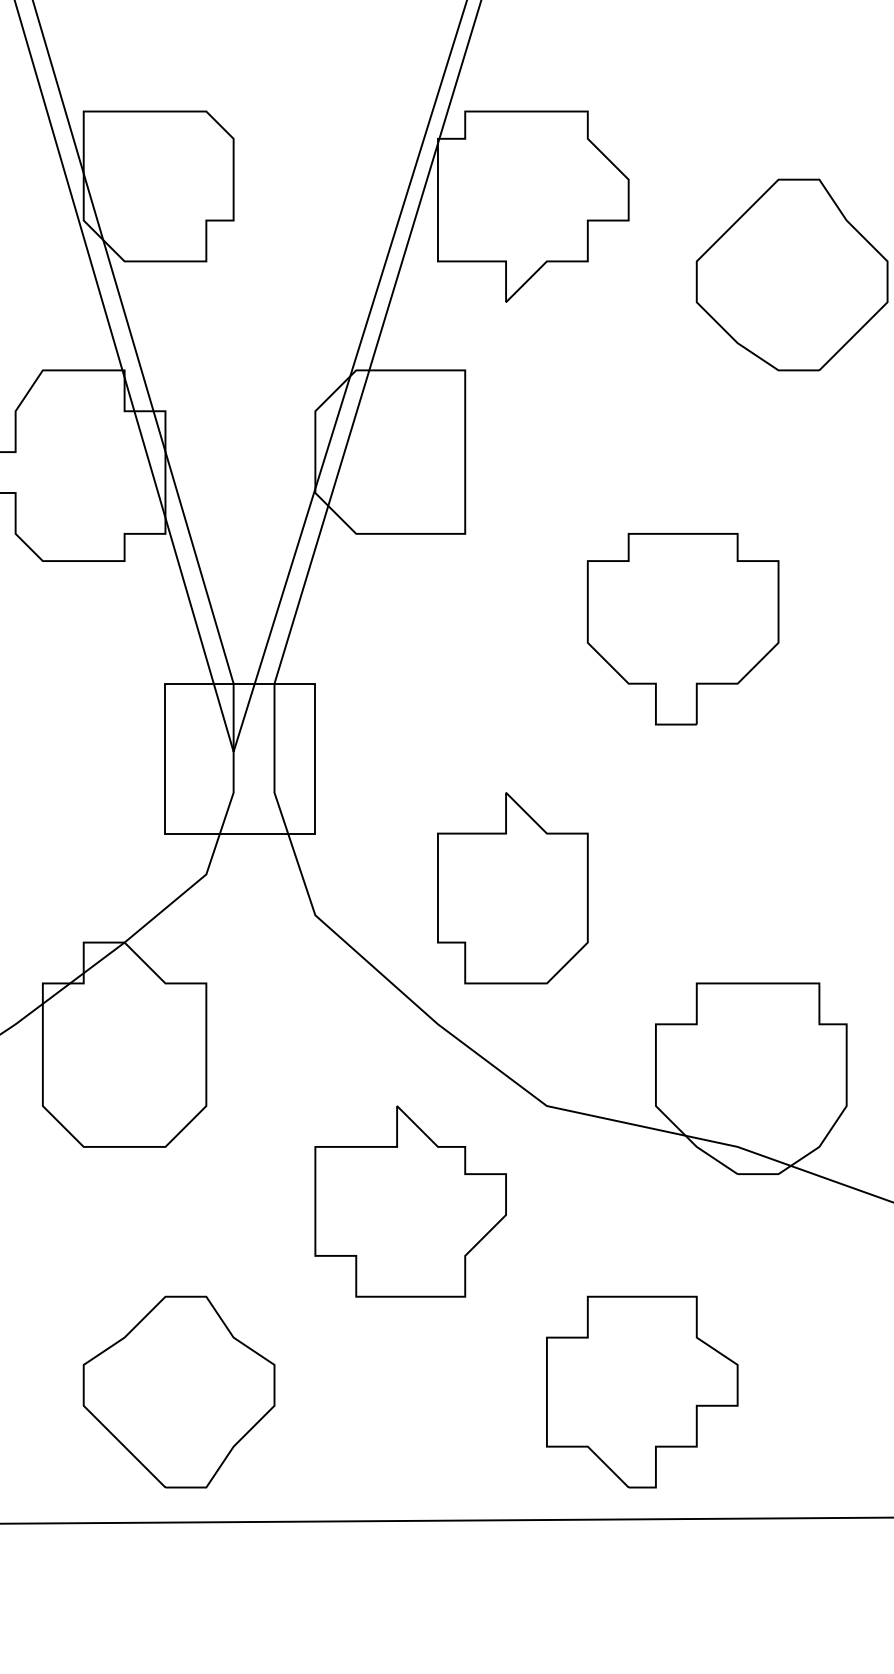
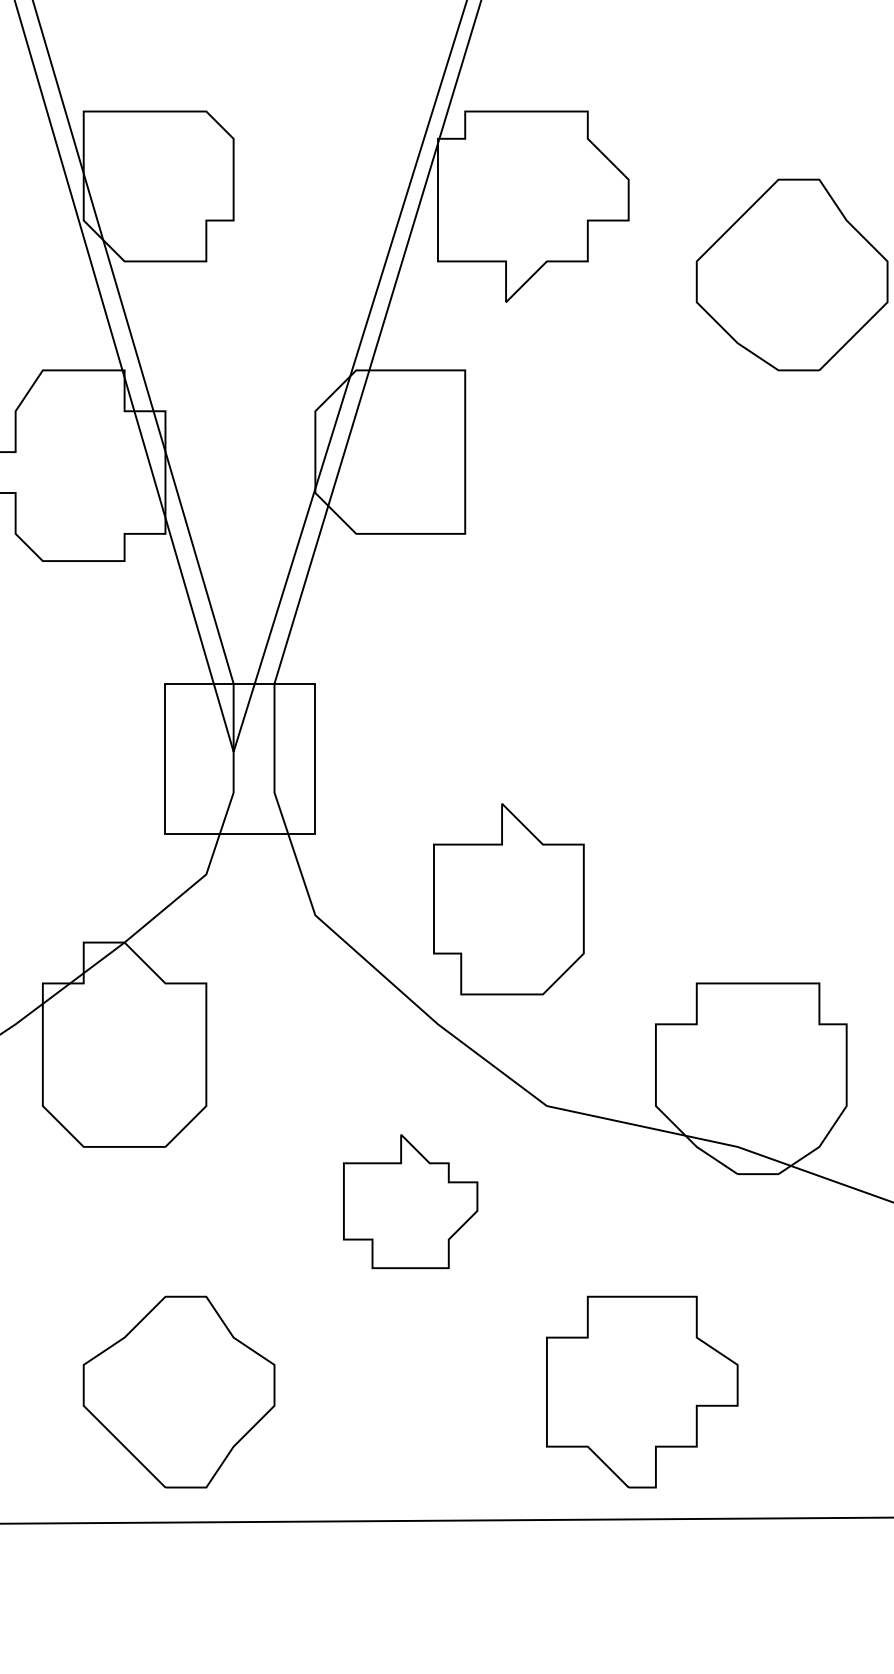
part: present -> none (682, 629)
part position: (512, 888) -> (508, 899) (508, 899)
part size: 193x193 px -> 136x136 px (410, 1201)
